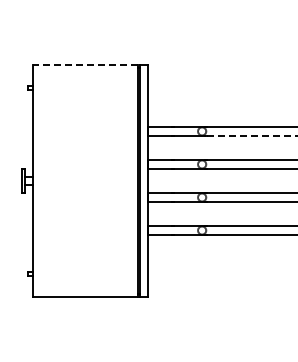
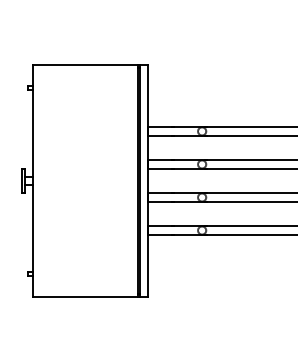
line: dashed -> solid (84, 65)
line: dashed -> solid (252, 135)
